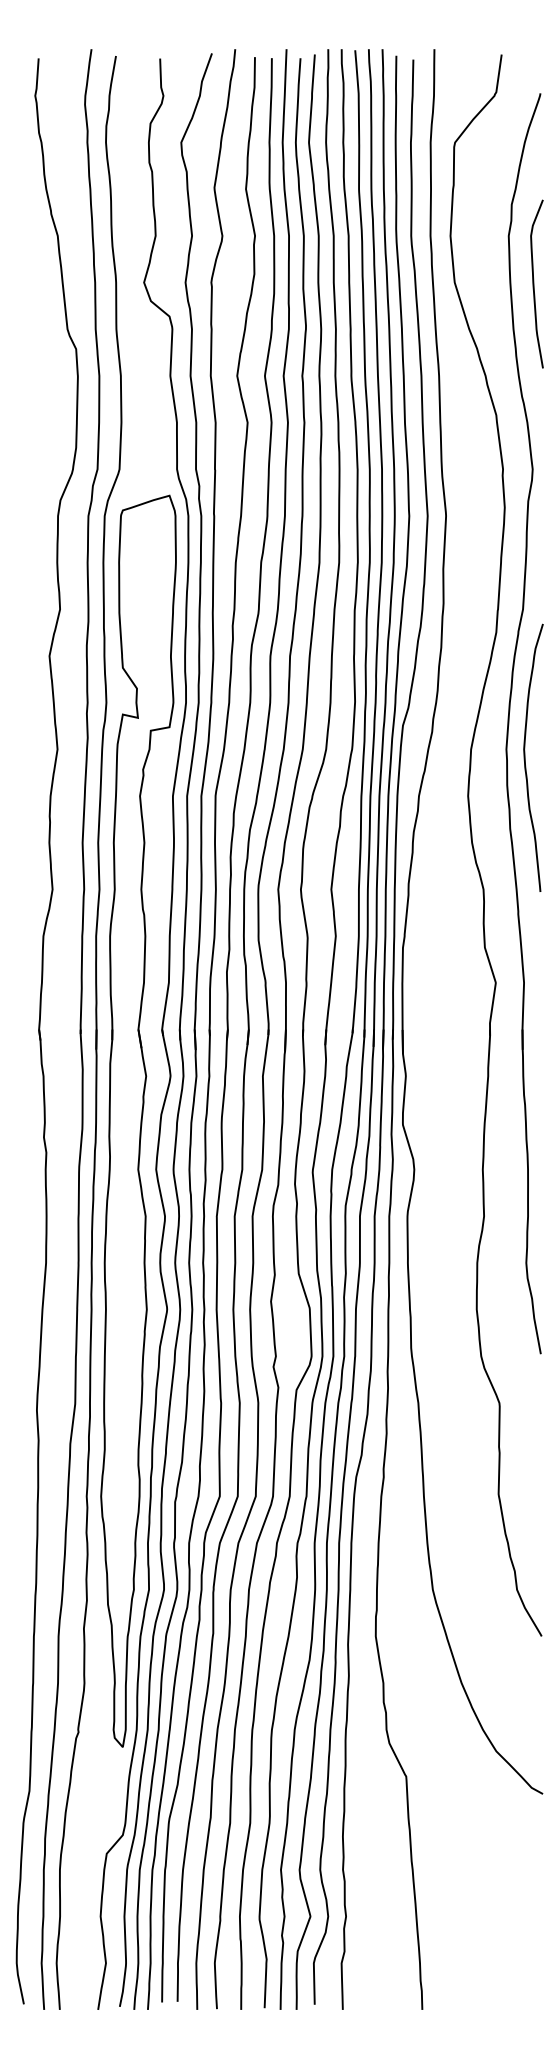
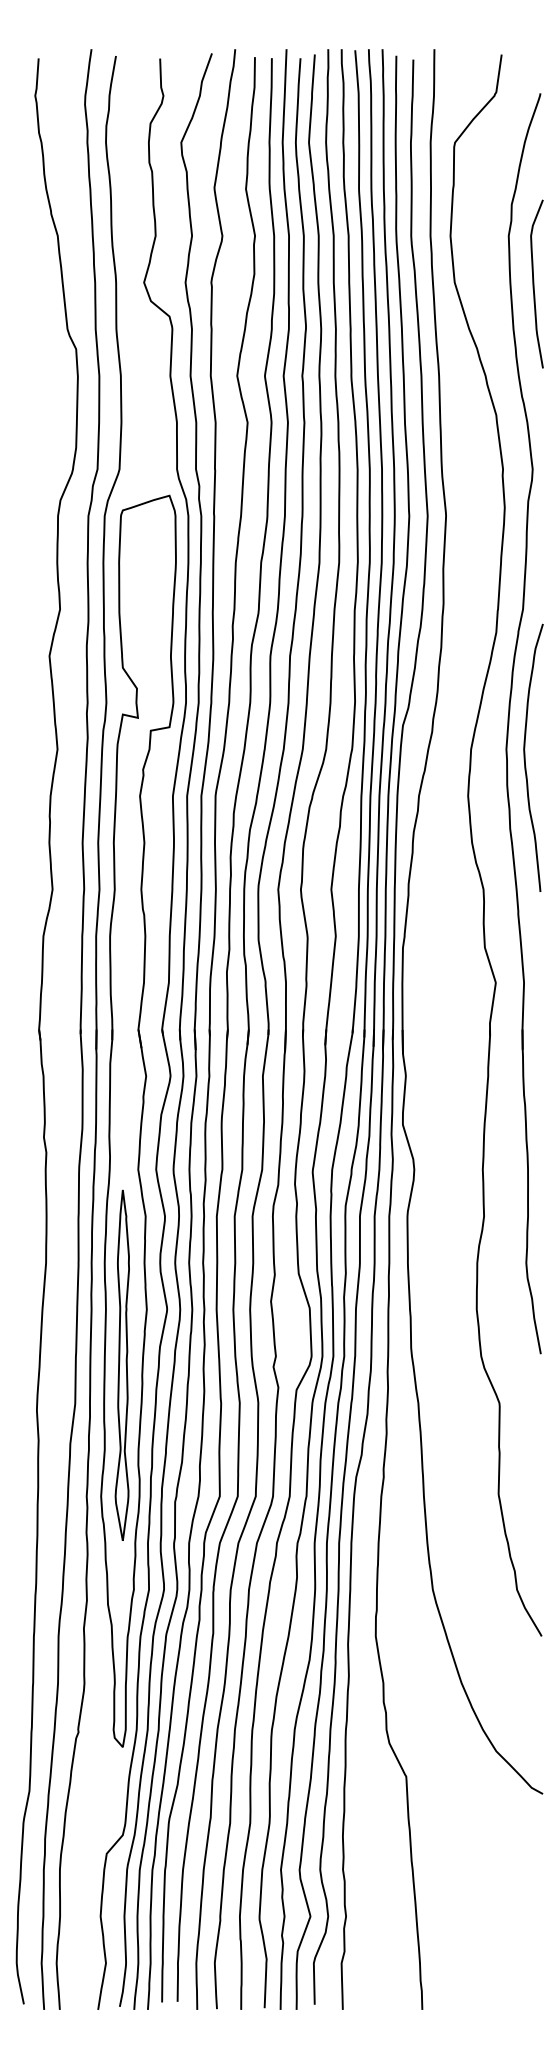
part: none -> present (121, 1364)
